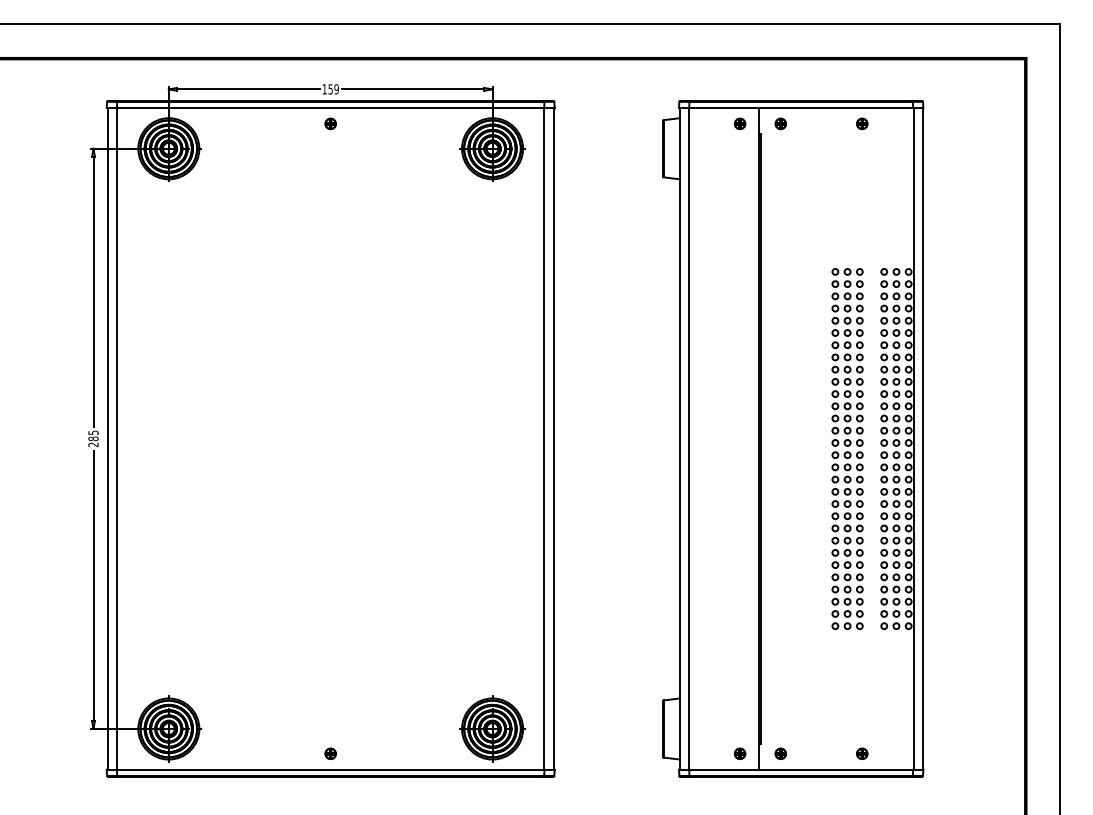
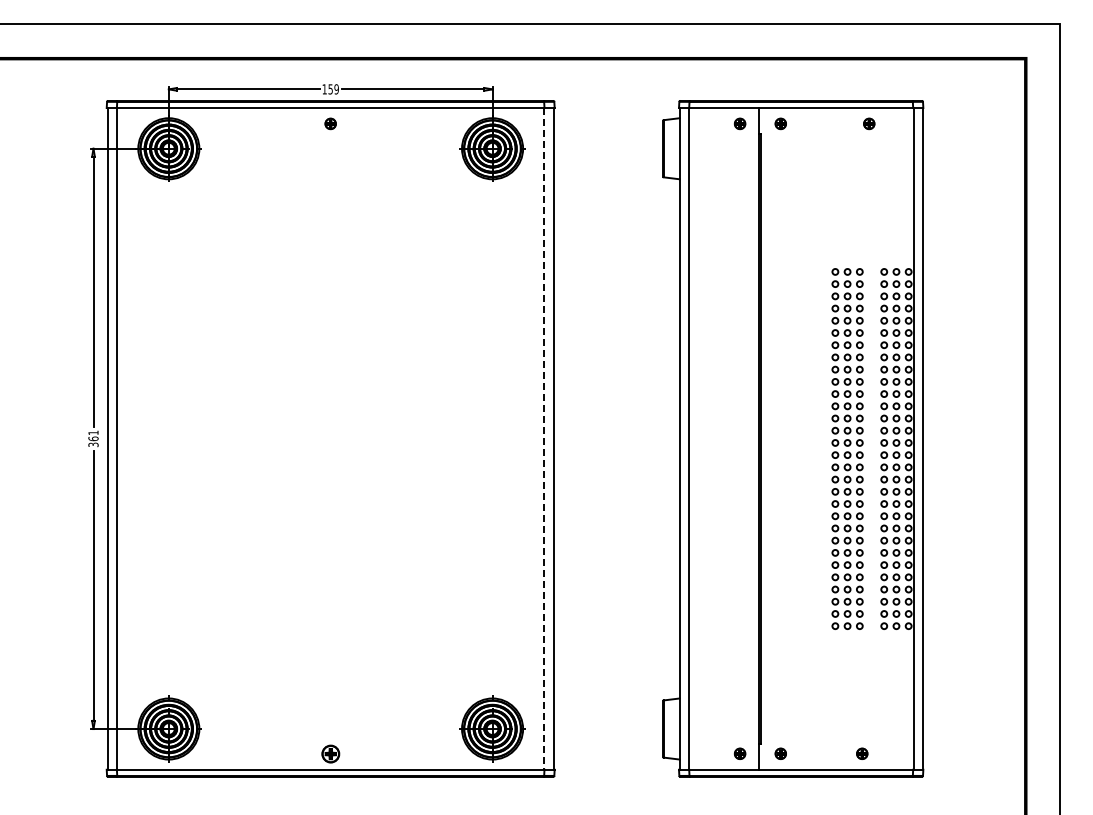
part position: (862, 123) -> (869, 123) (869, 123)
text: 285 -> 361 (93, 438)
line: solid -> dashed (544, 438)
part size: 13x13 px -> 20x20 px (330, 753)
